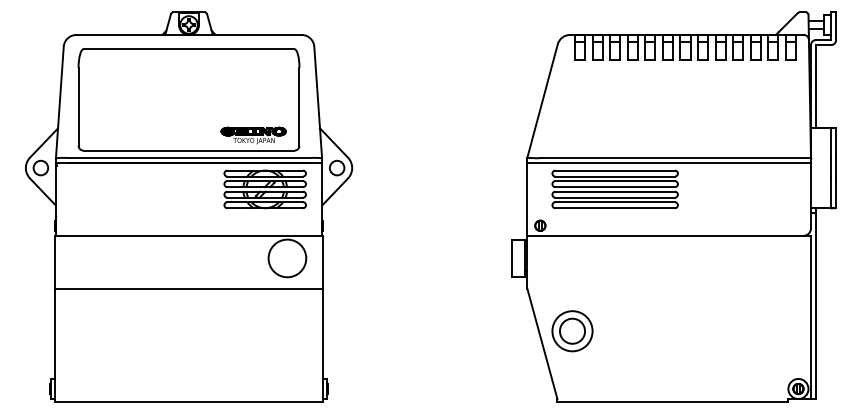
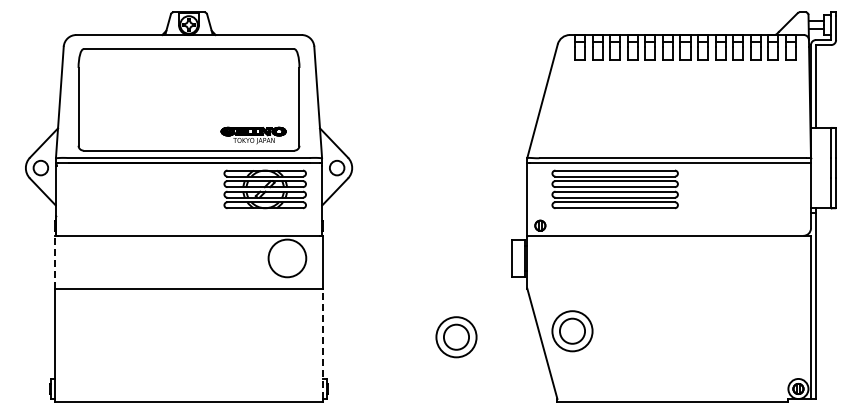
line: solid -> dashed (55, 261)
part: none -> present (456, 337)
line: solid -> dashed (322, 343)
